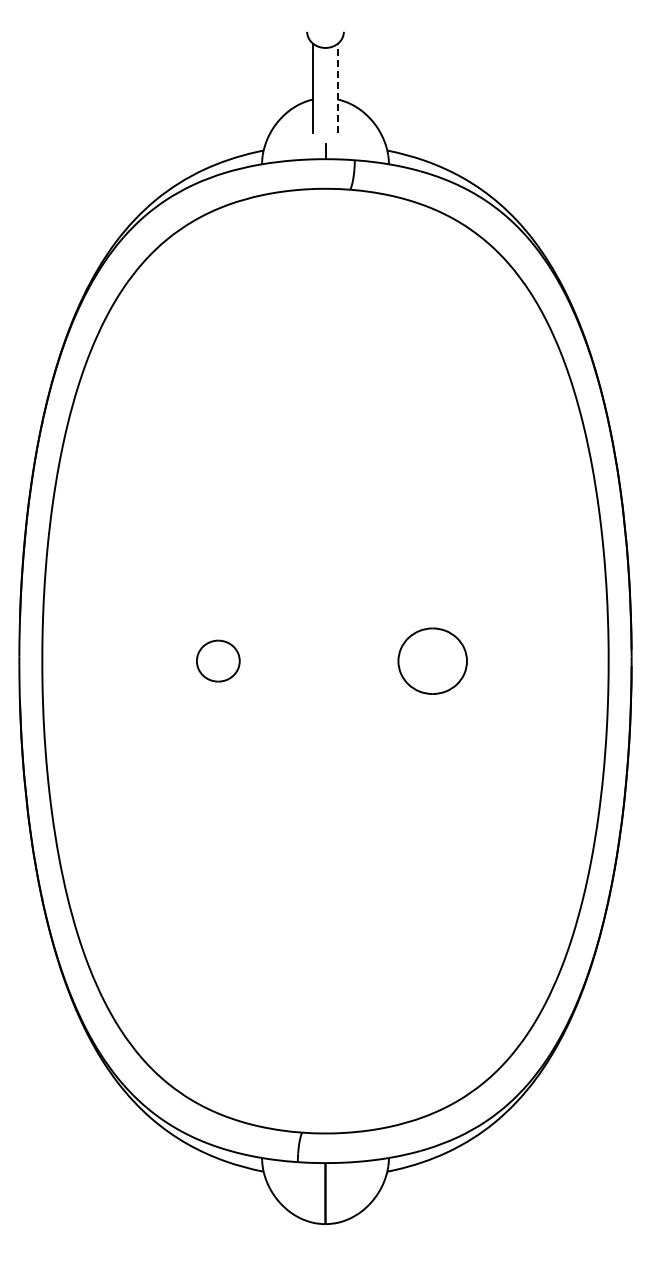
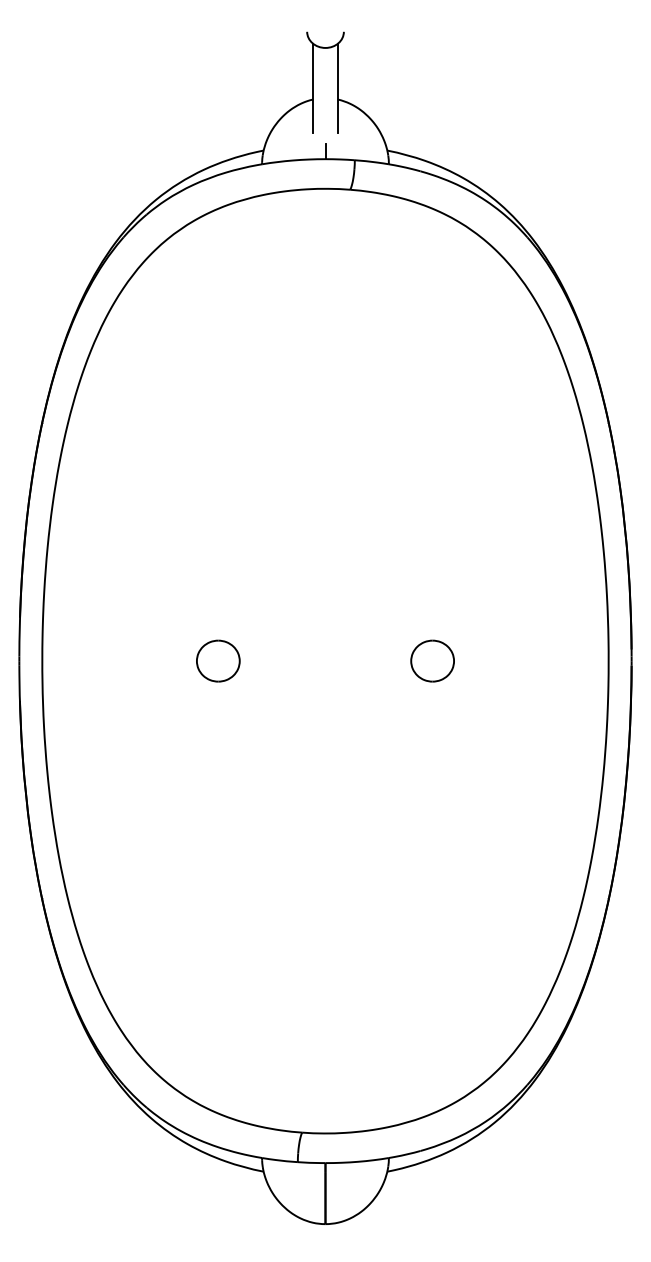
line: dashed -> solid (337, 87)
part size: 71x68 px -> 45x44 px (432, 660)
